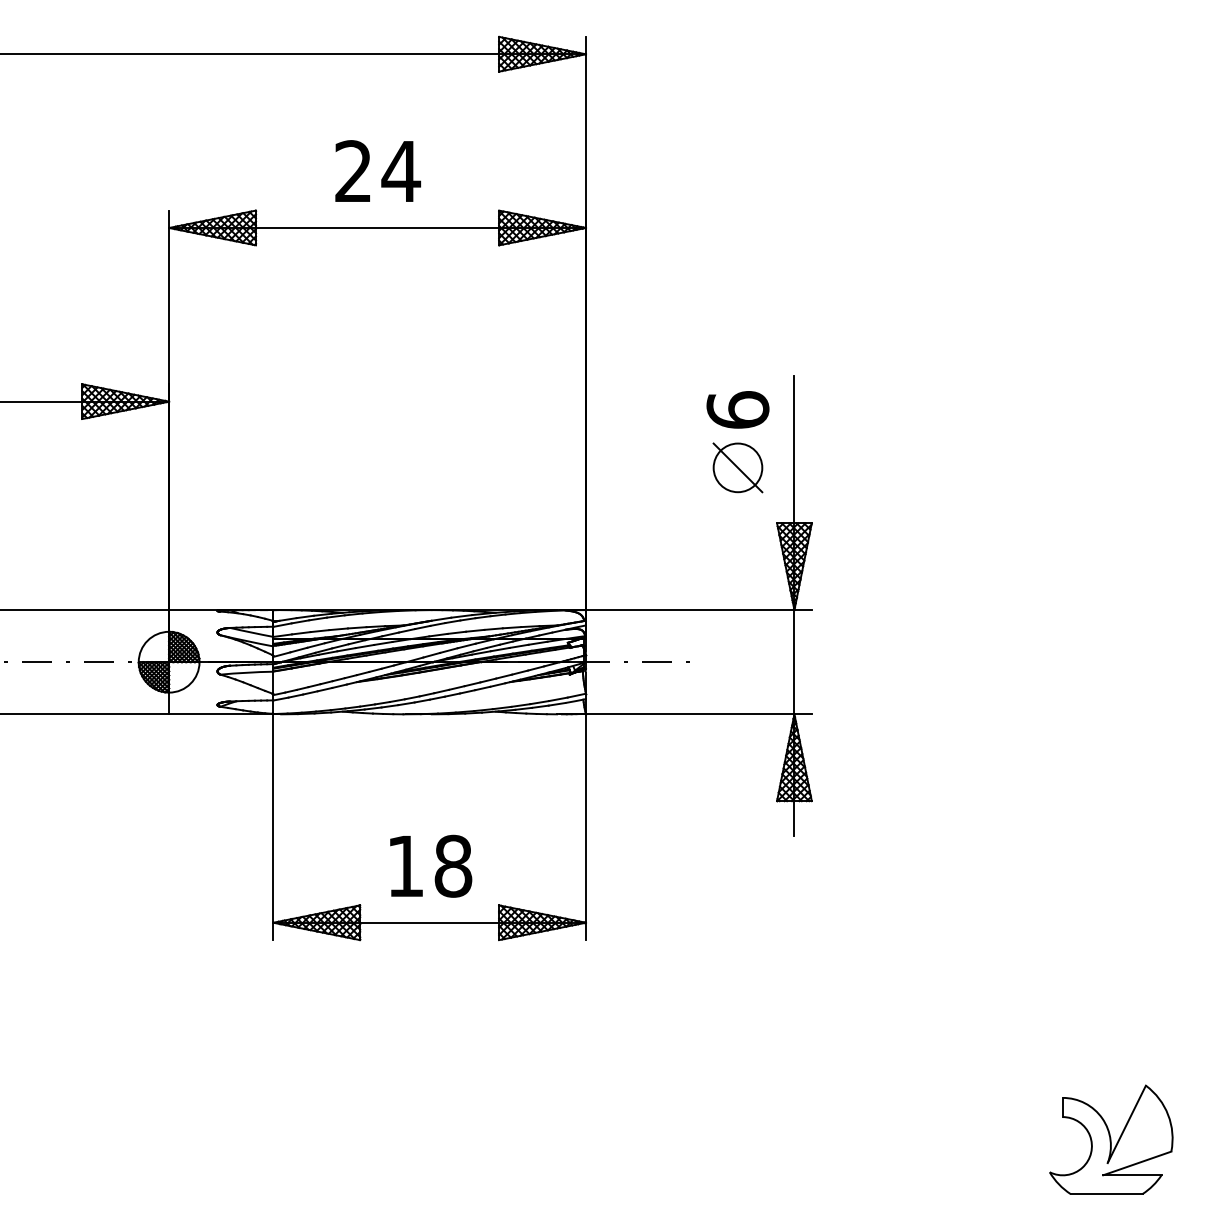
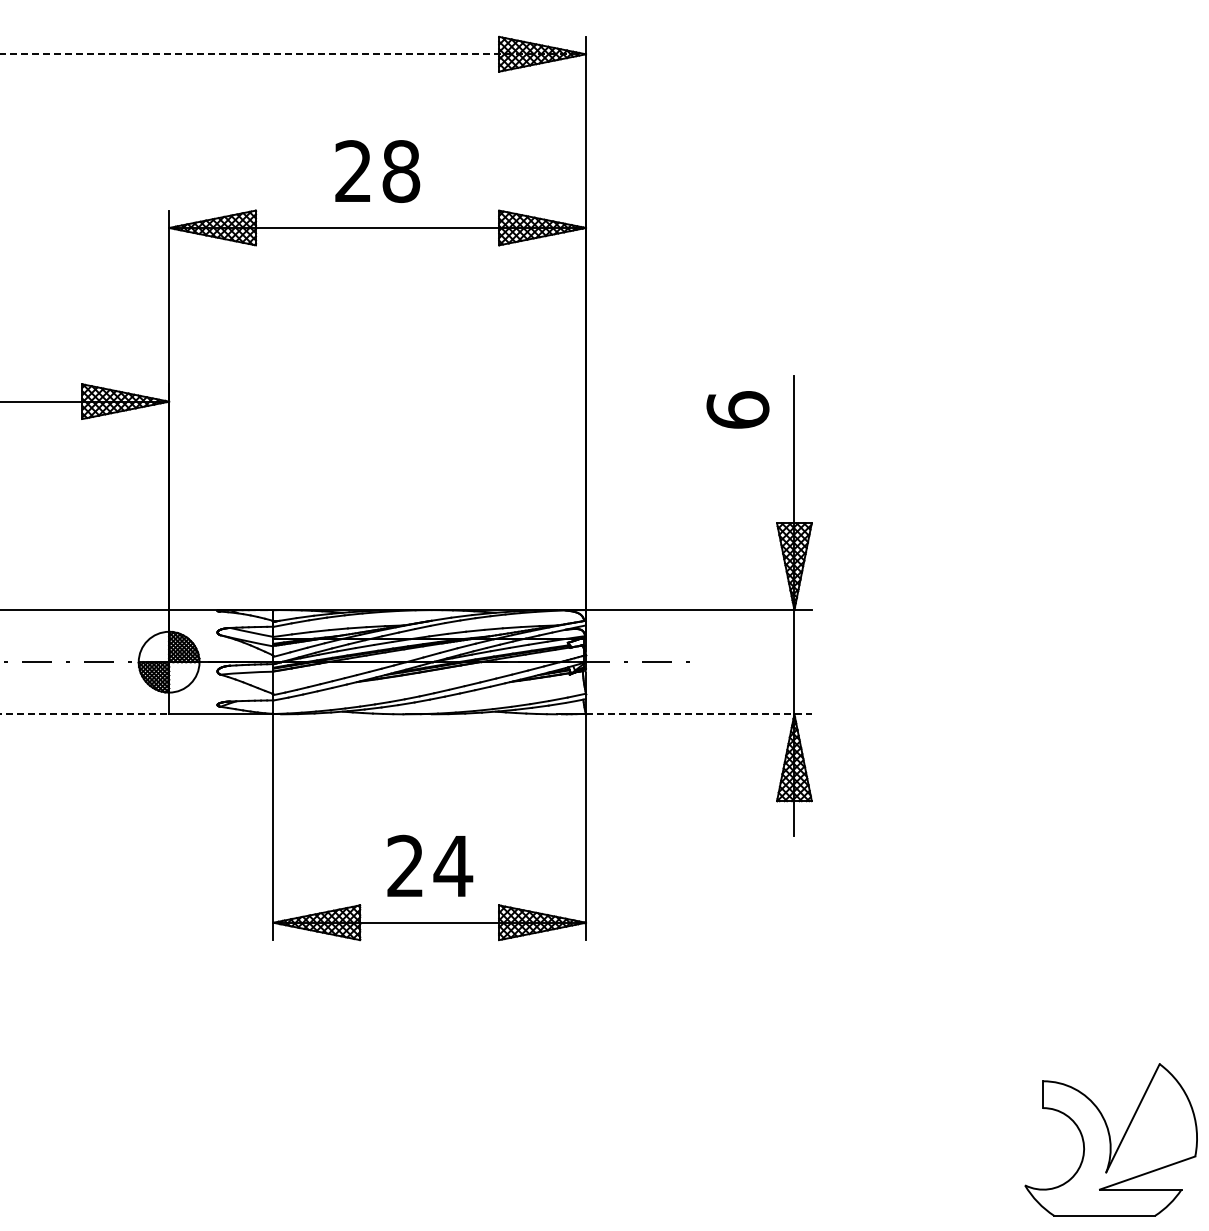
line: solid -> dashed (293, 54)
text: 24 -> 28 (401, 171)
part: present -> none (737, 467)
line: solid -> dashed (85, 714)
line: solid -> dashed (698, 714)
text: 18 -> 24 (430, 865)
part size: 125x111 px -> 174x154 px (1110, 1139)
